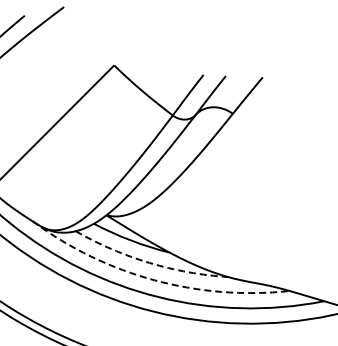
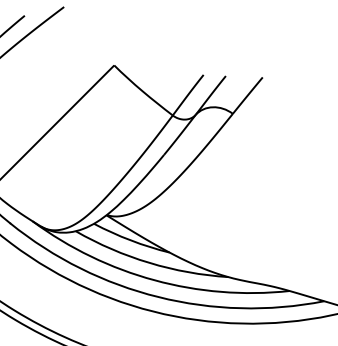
arc: dashed -> solid (149, 262)
arc: dashed -> solid (154, 280)
